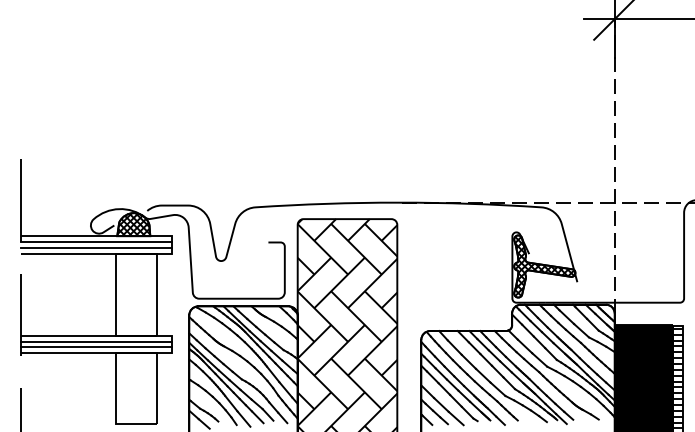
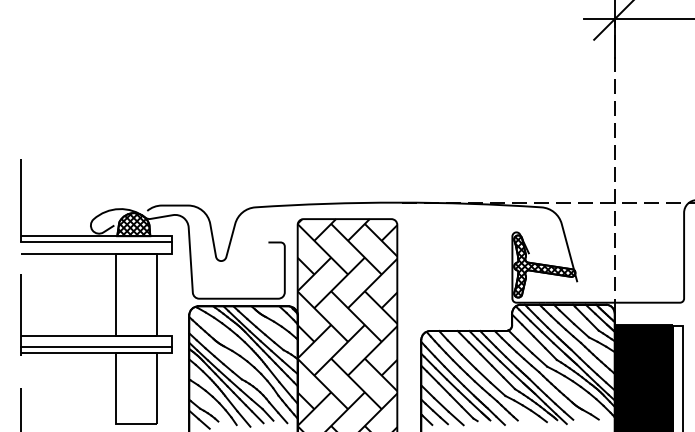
line: present -> none (96, 247)
line: present -> none (96, 341)
hatch: present -> none (678, 378)
